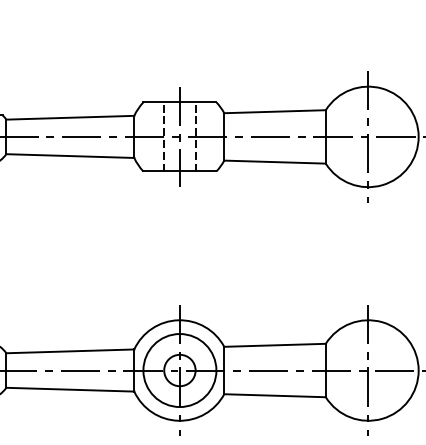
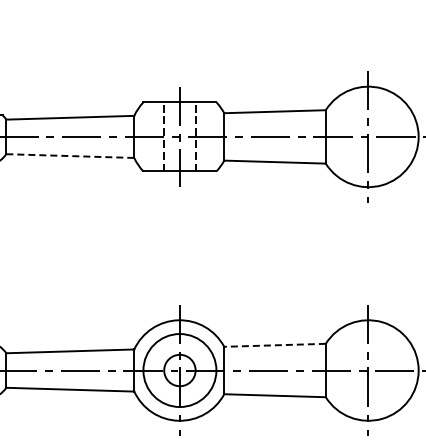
line: solid -> dashed (70, 156)
line: solid -> dashed (275, 345)
